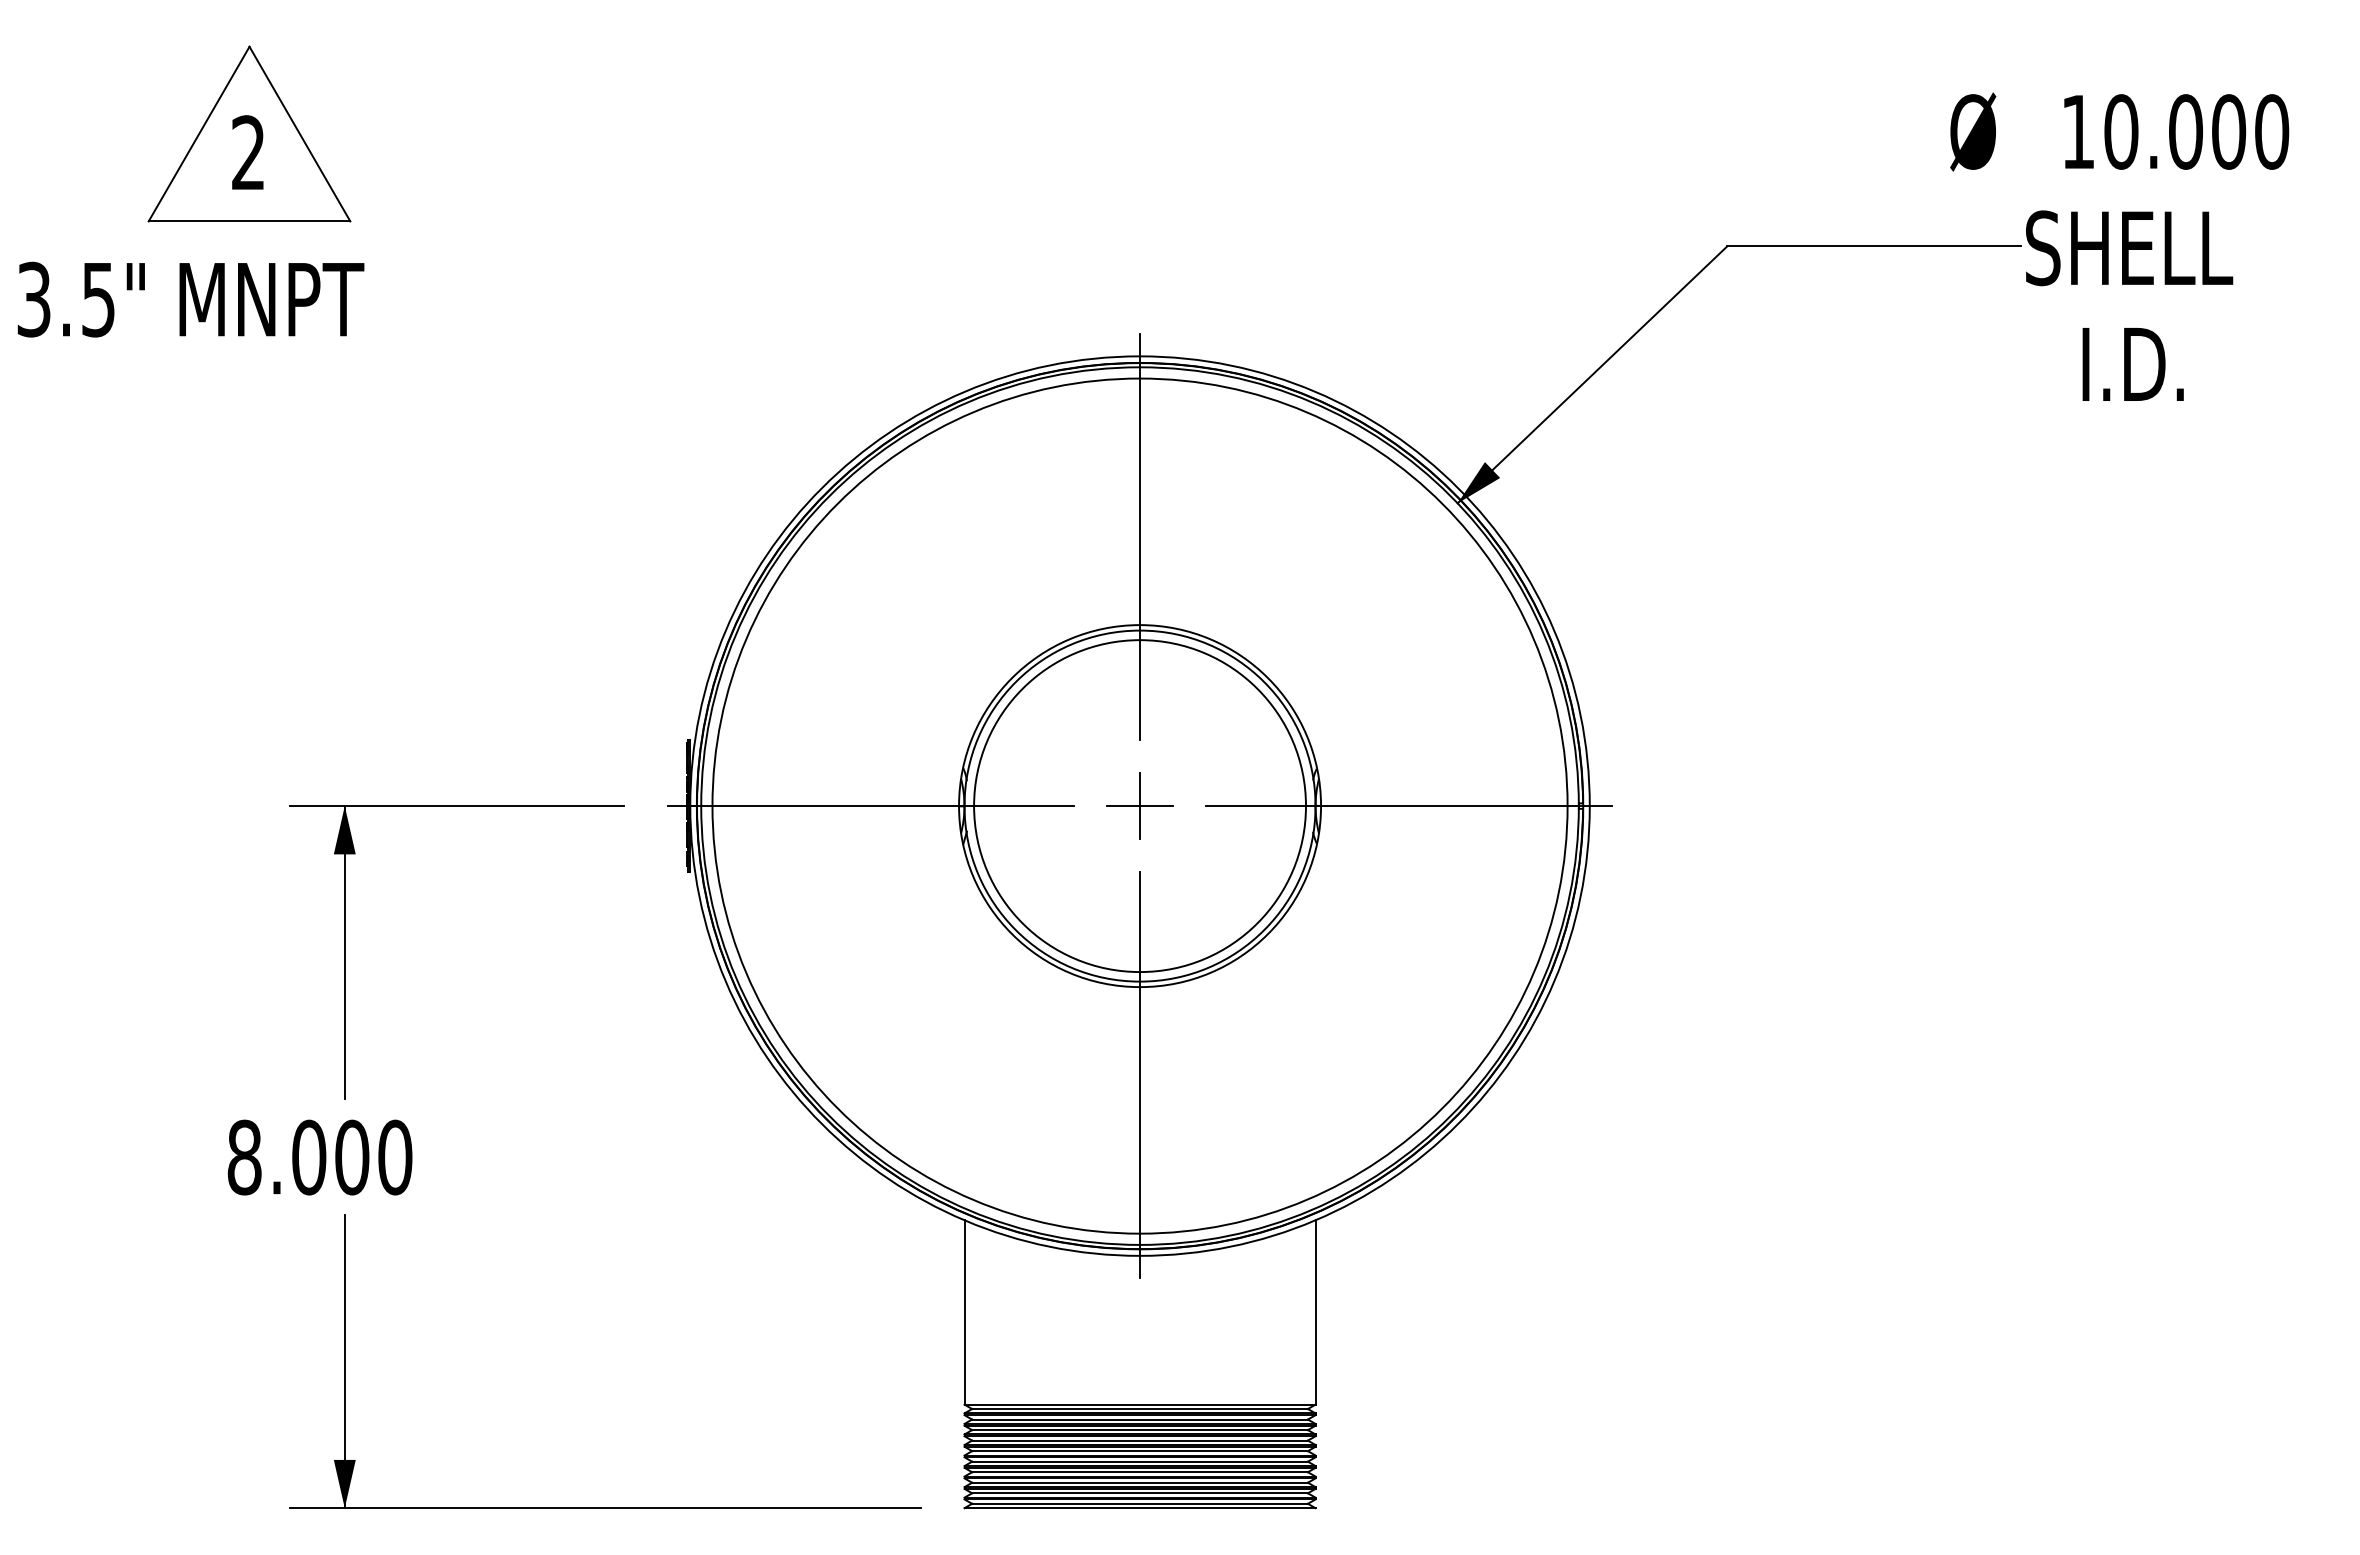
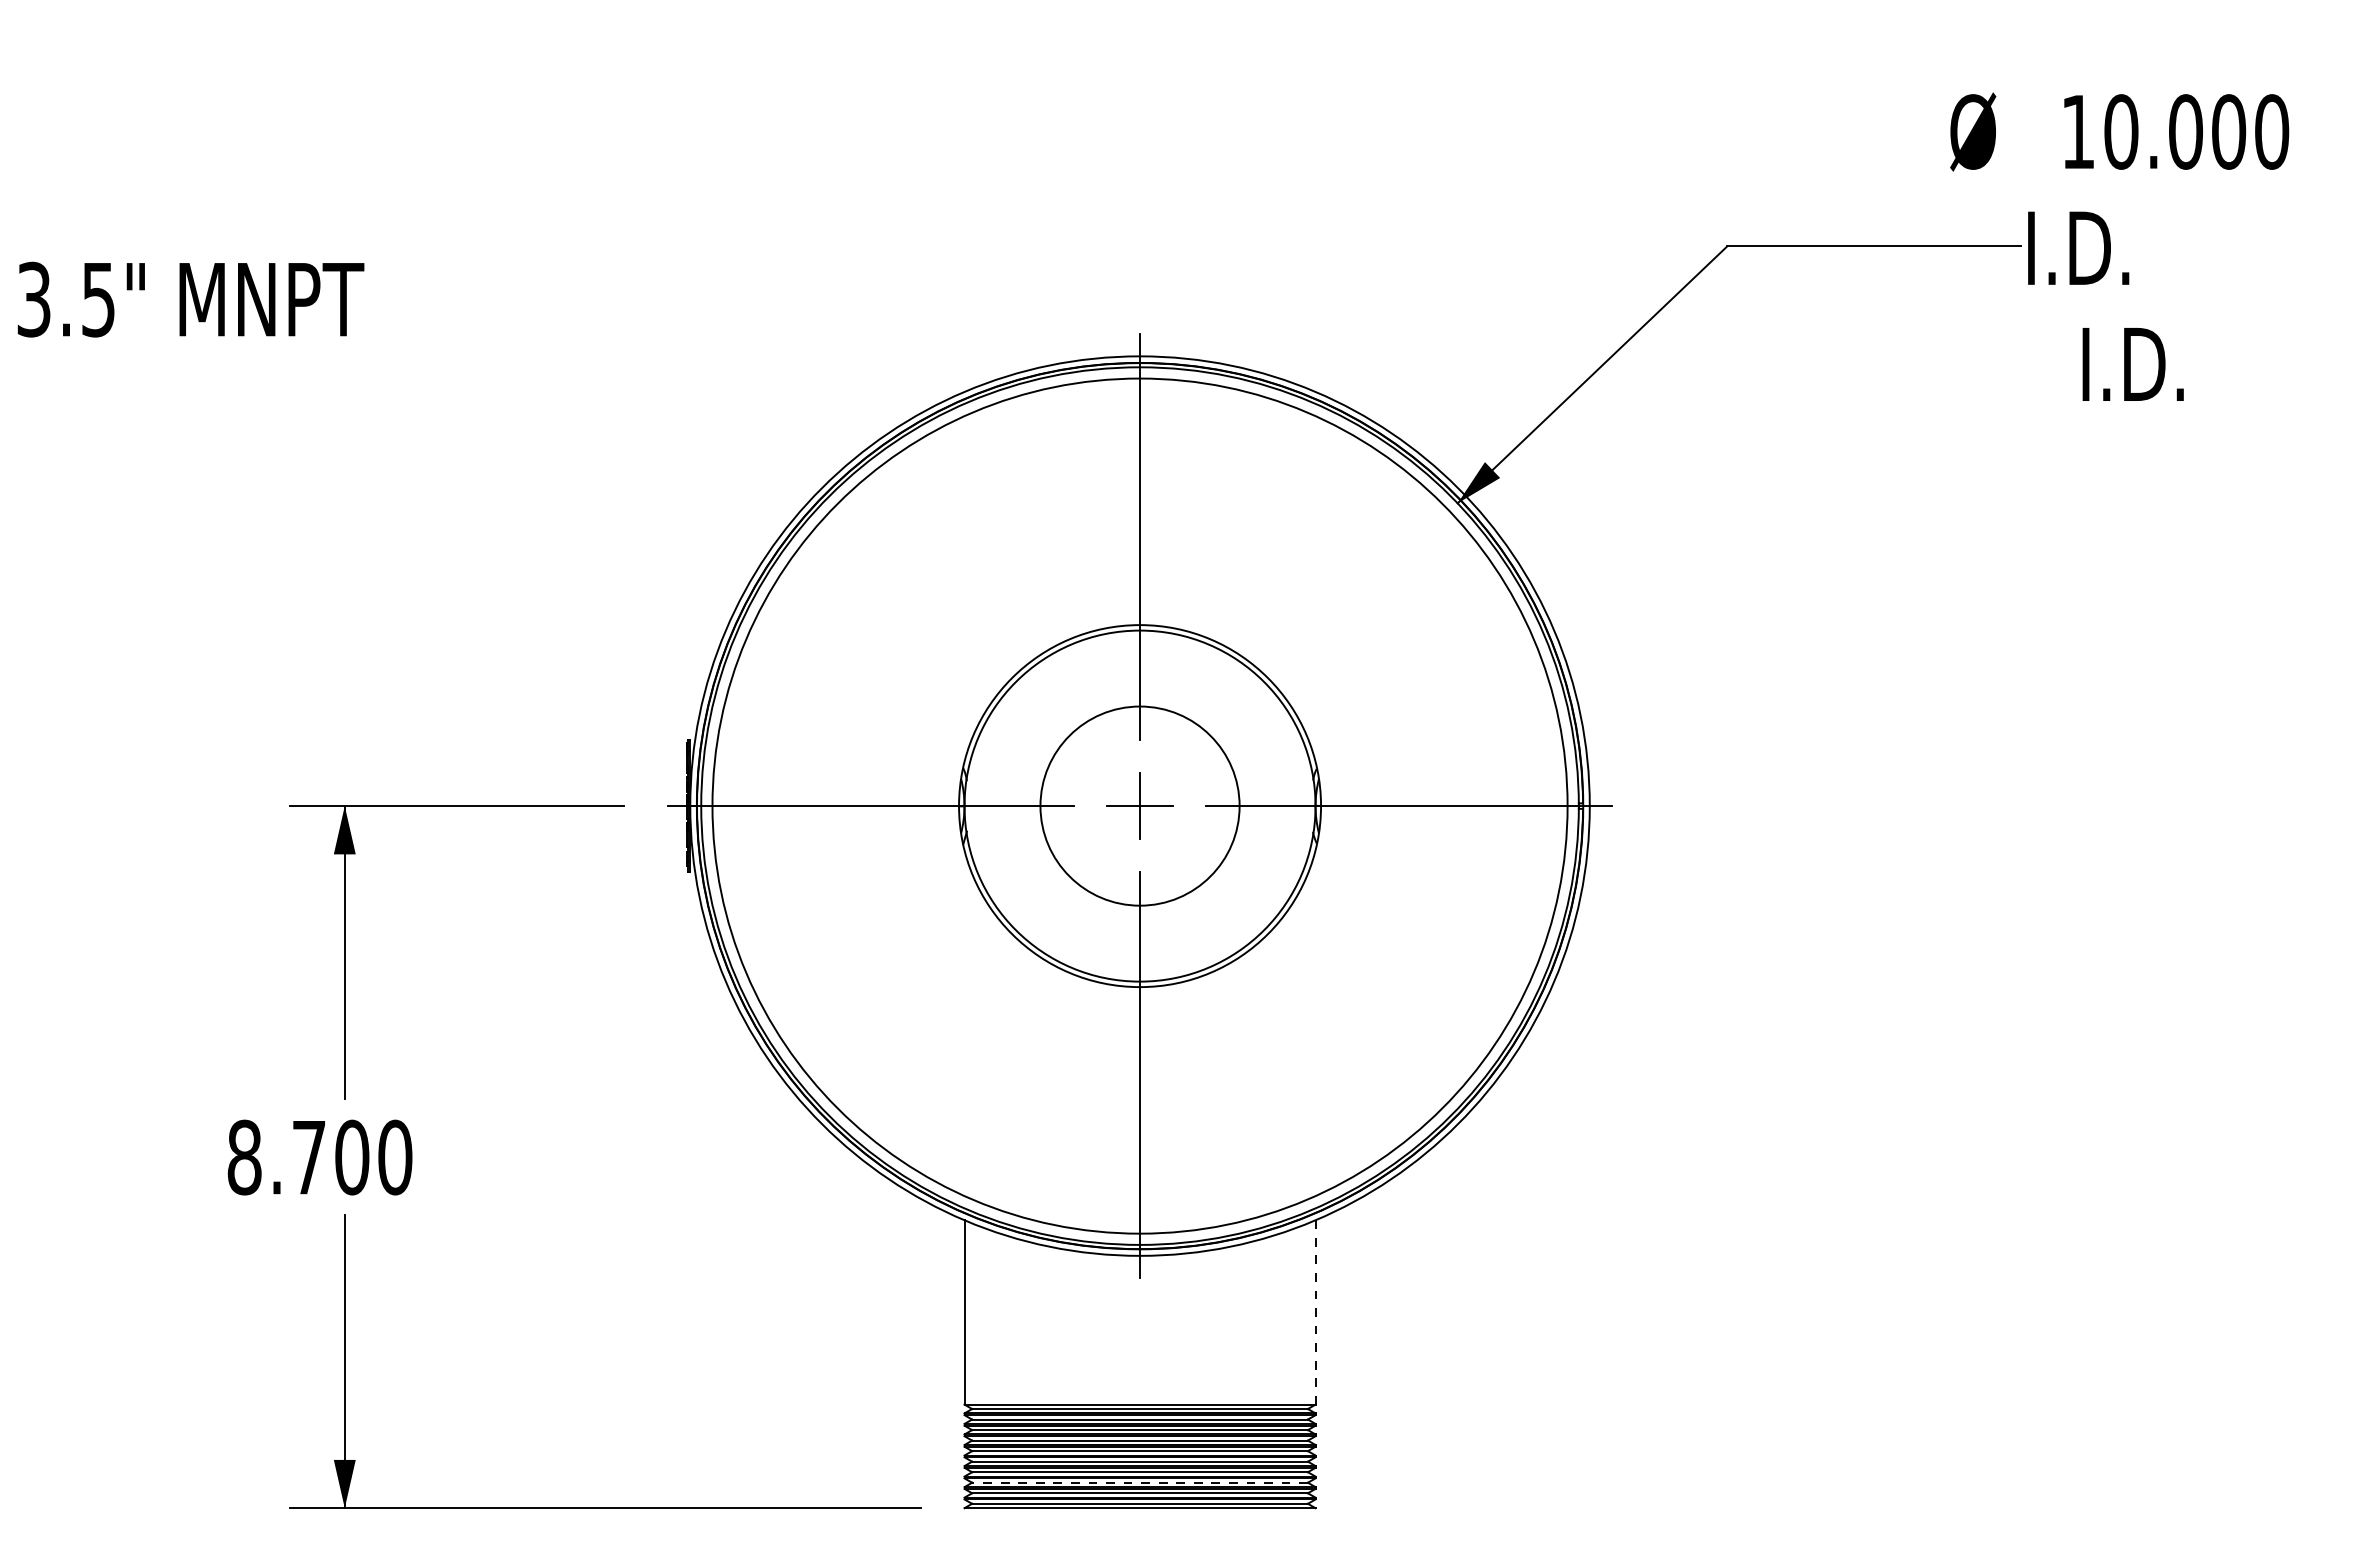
part: present -> none (249, 133)
text: SHELL -> I.D. (2129, 248)
circle diameter: 332 px -> 199 px (1139, 805)
text: 8.000 -> 8.700 (309, 1157)
line: solid -> dashed (1315, 1311)
line: solid -> dashed (1140, 1482)
